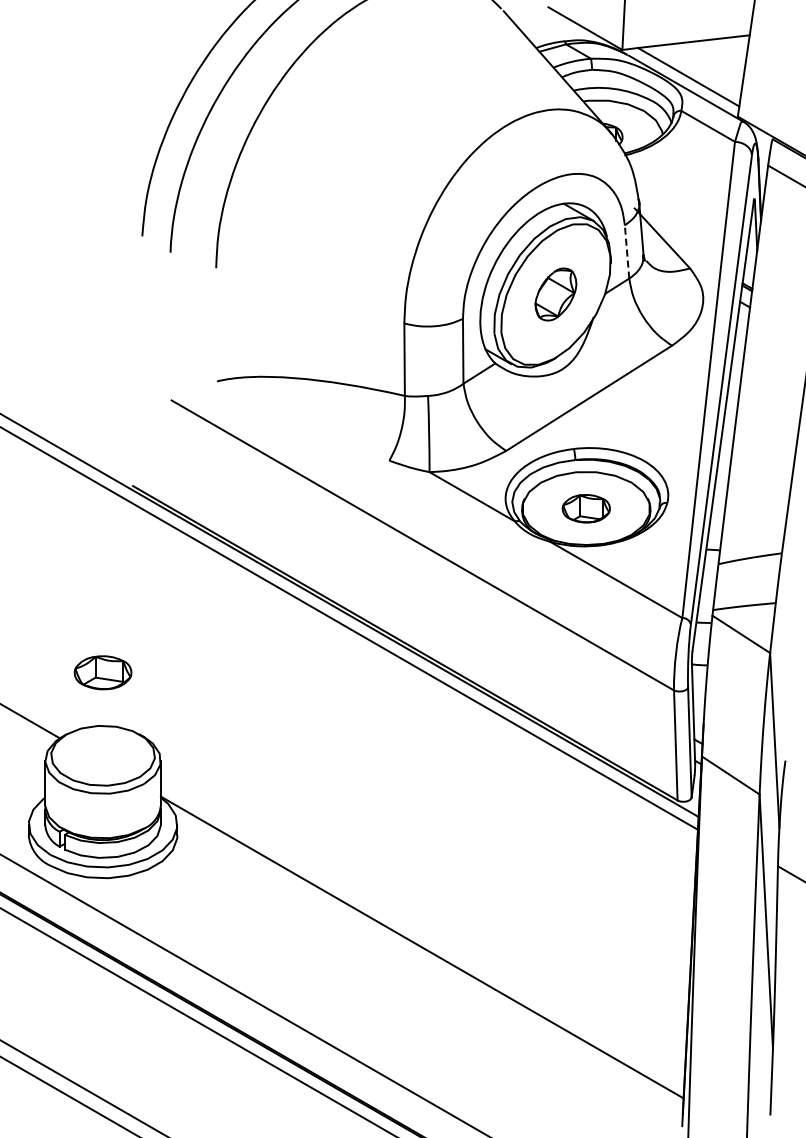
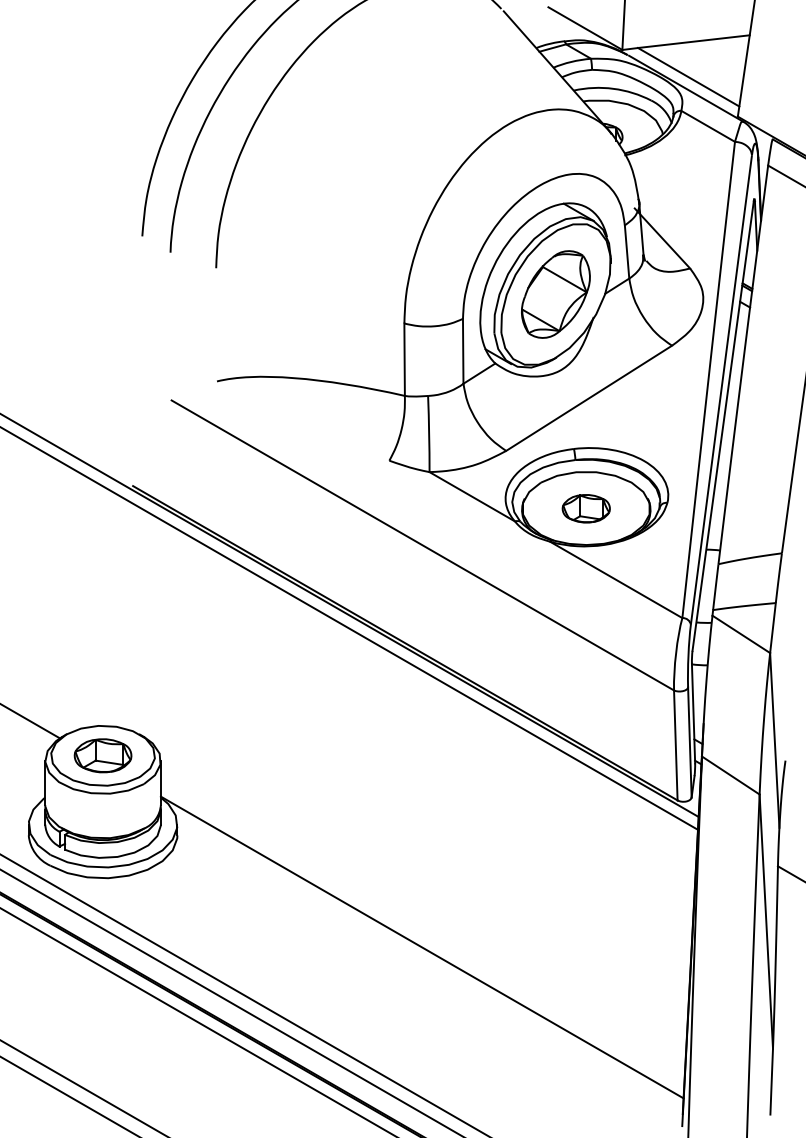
line: dashed -> solid (627, 251)
part size: 44x55 px -> 70x89 px (555, 294)
part position: (102, 672) -> (102, 755) (102, 755)
line: none -> present (230, 1002)
